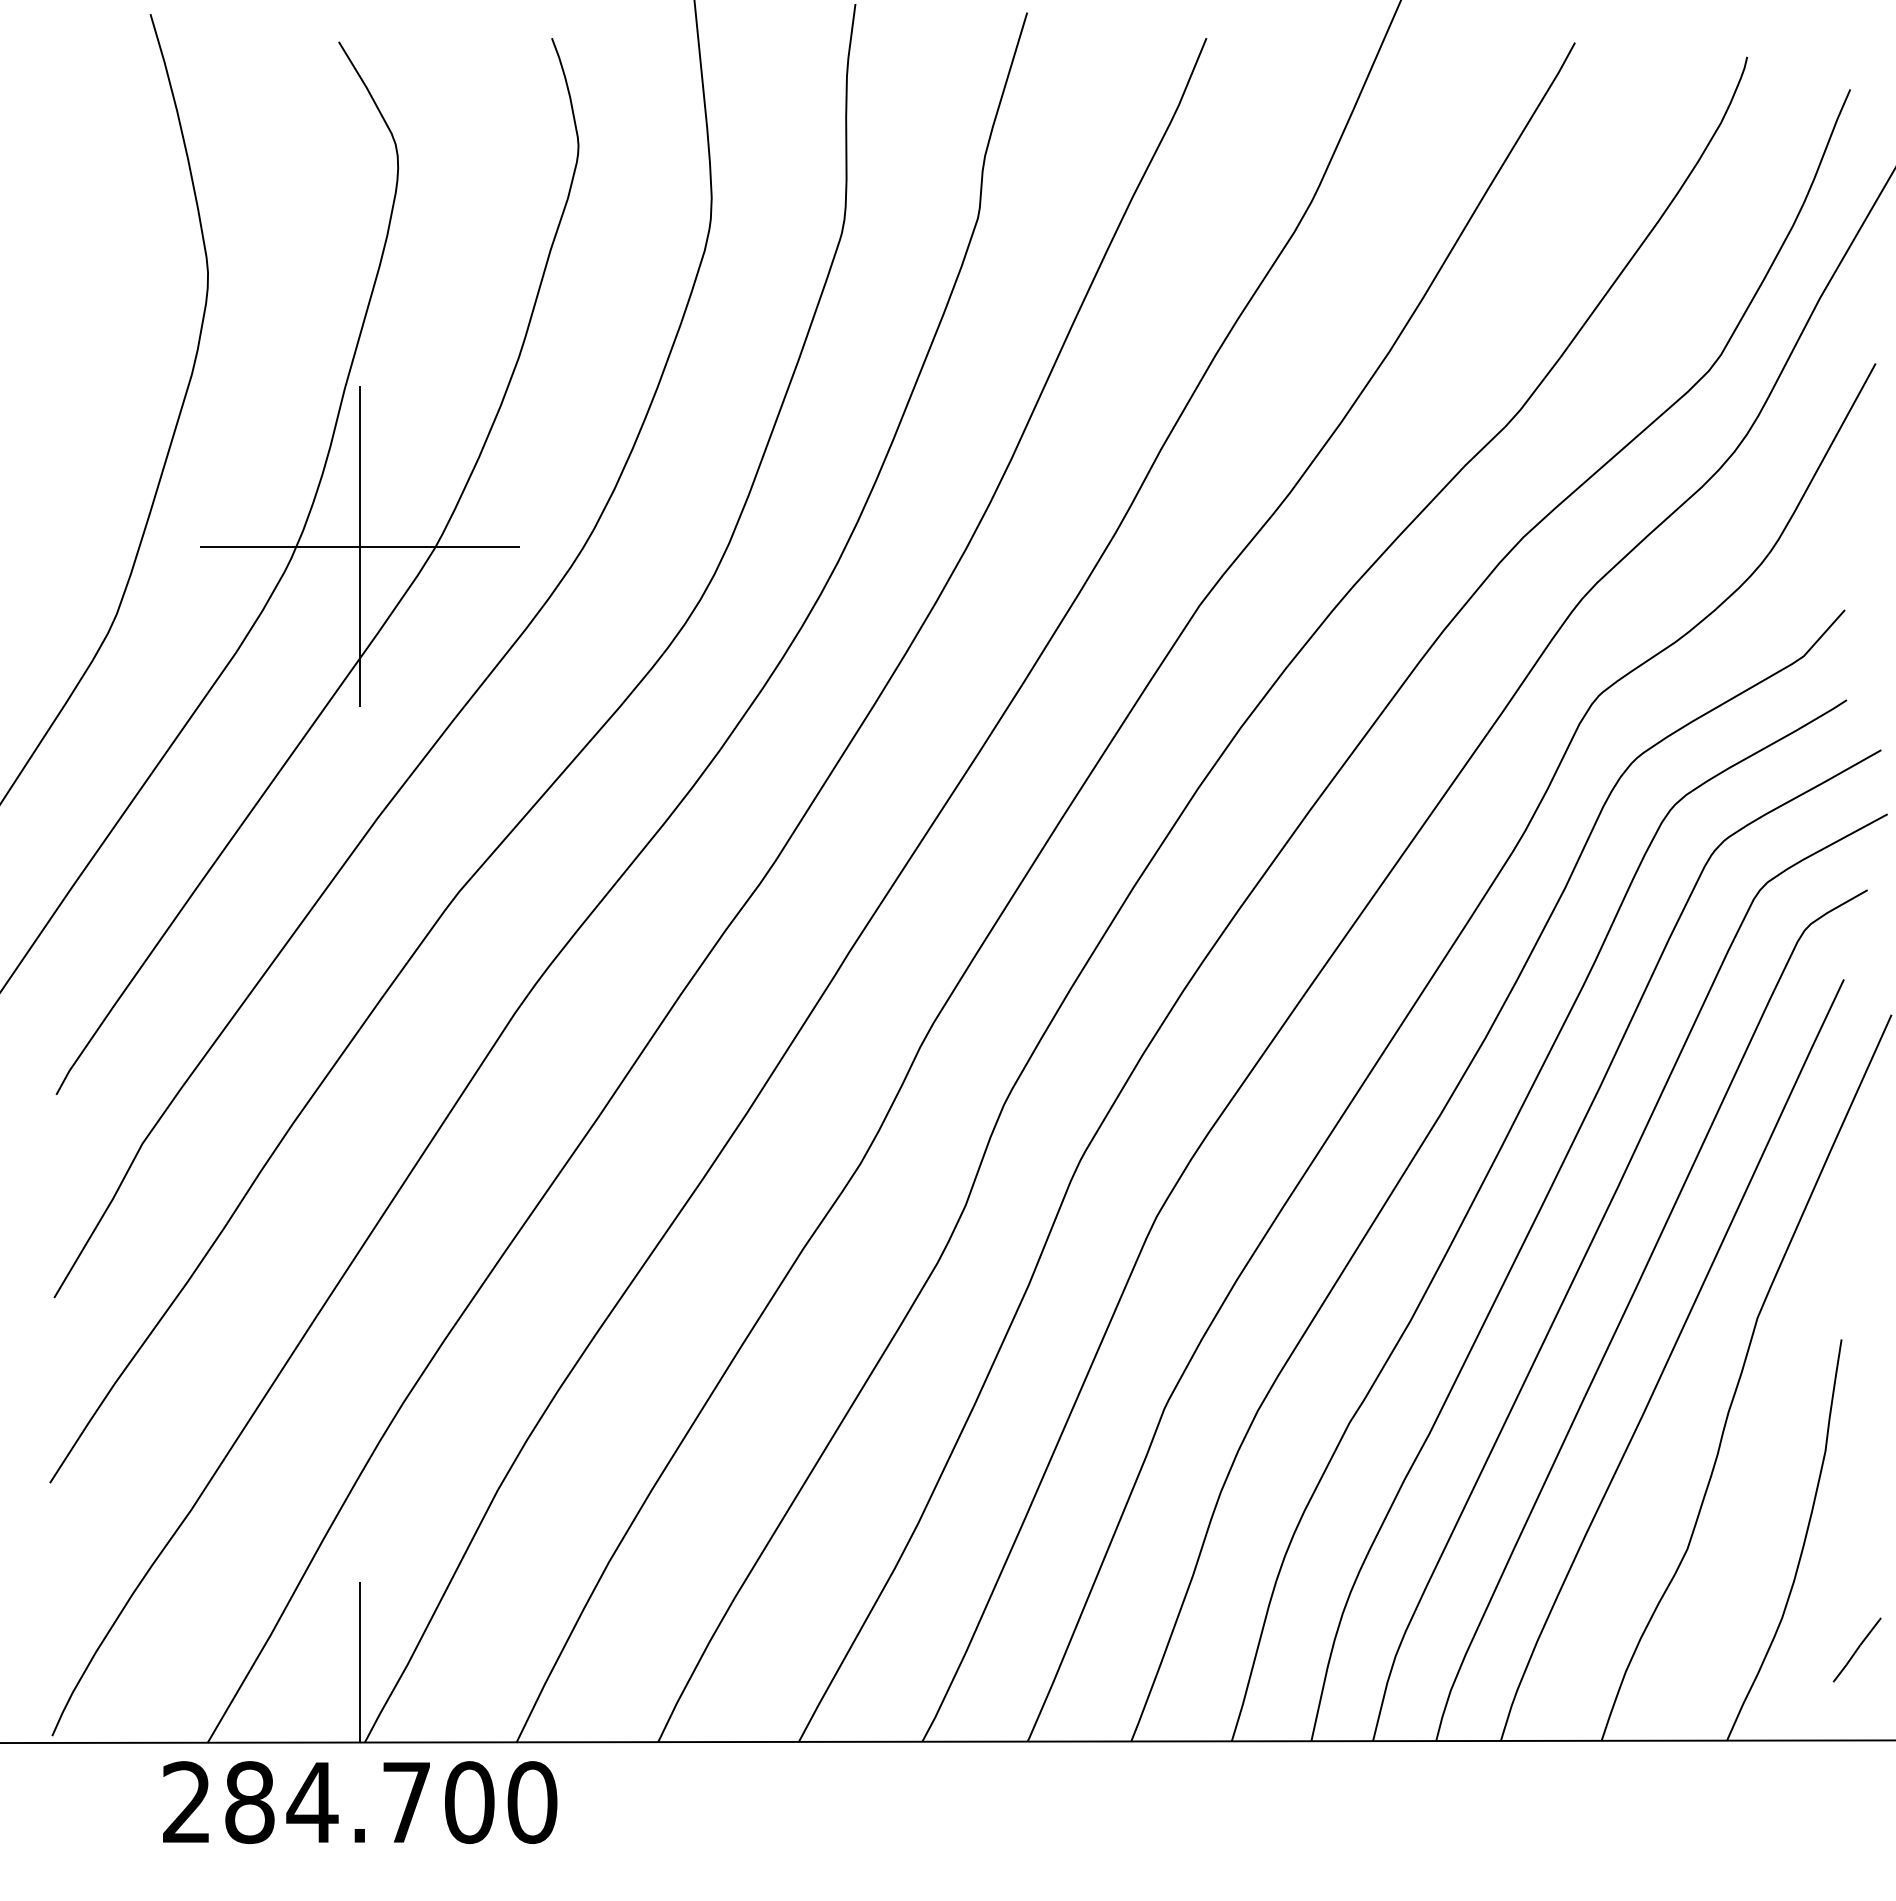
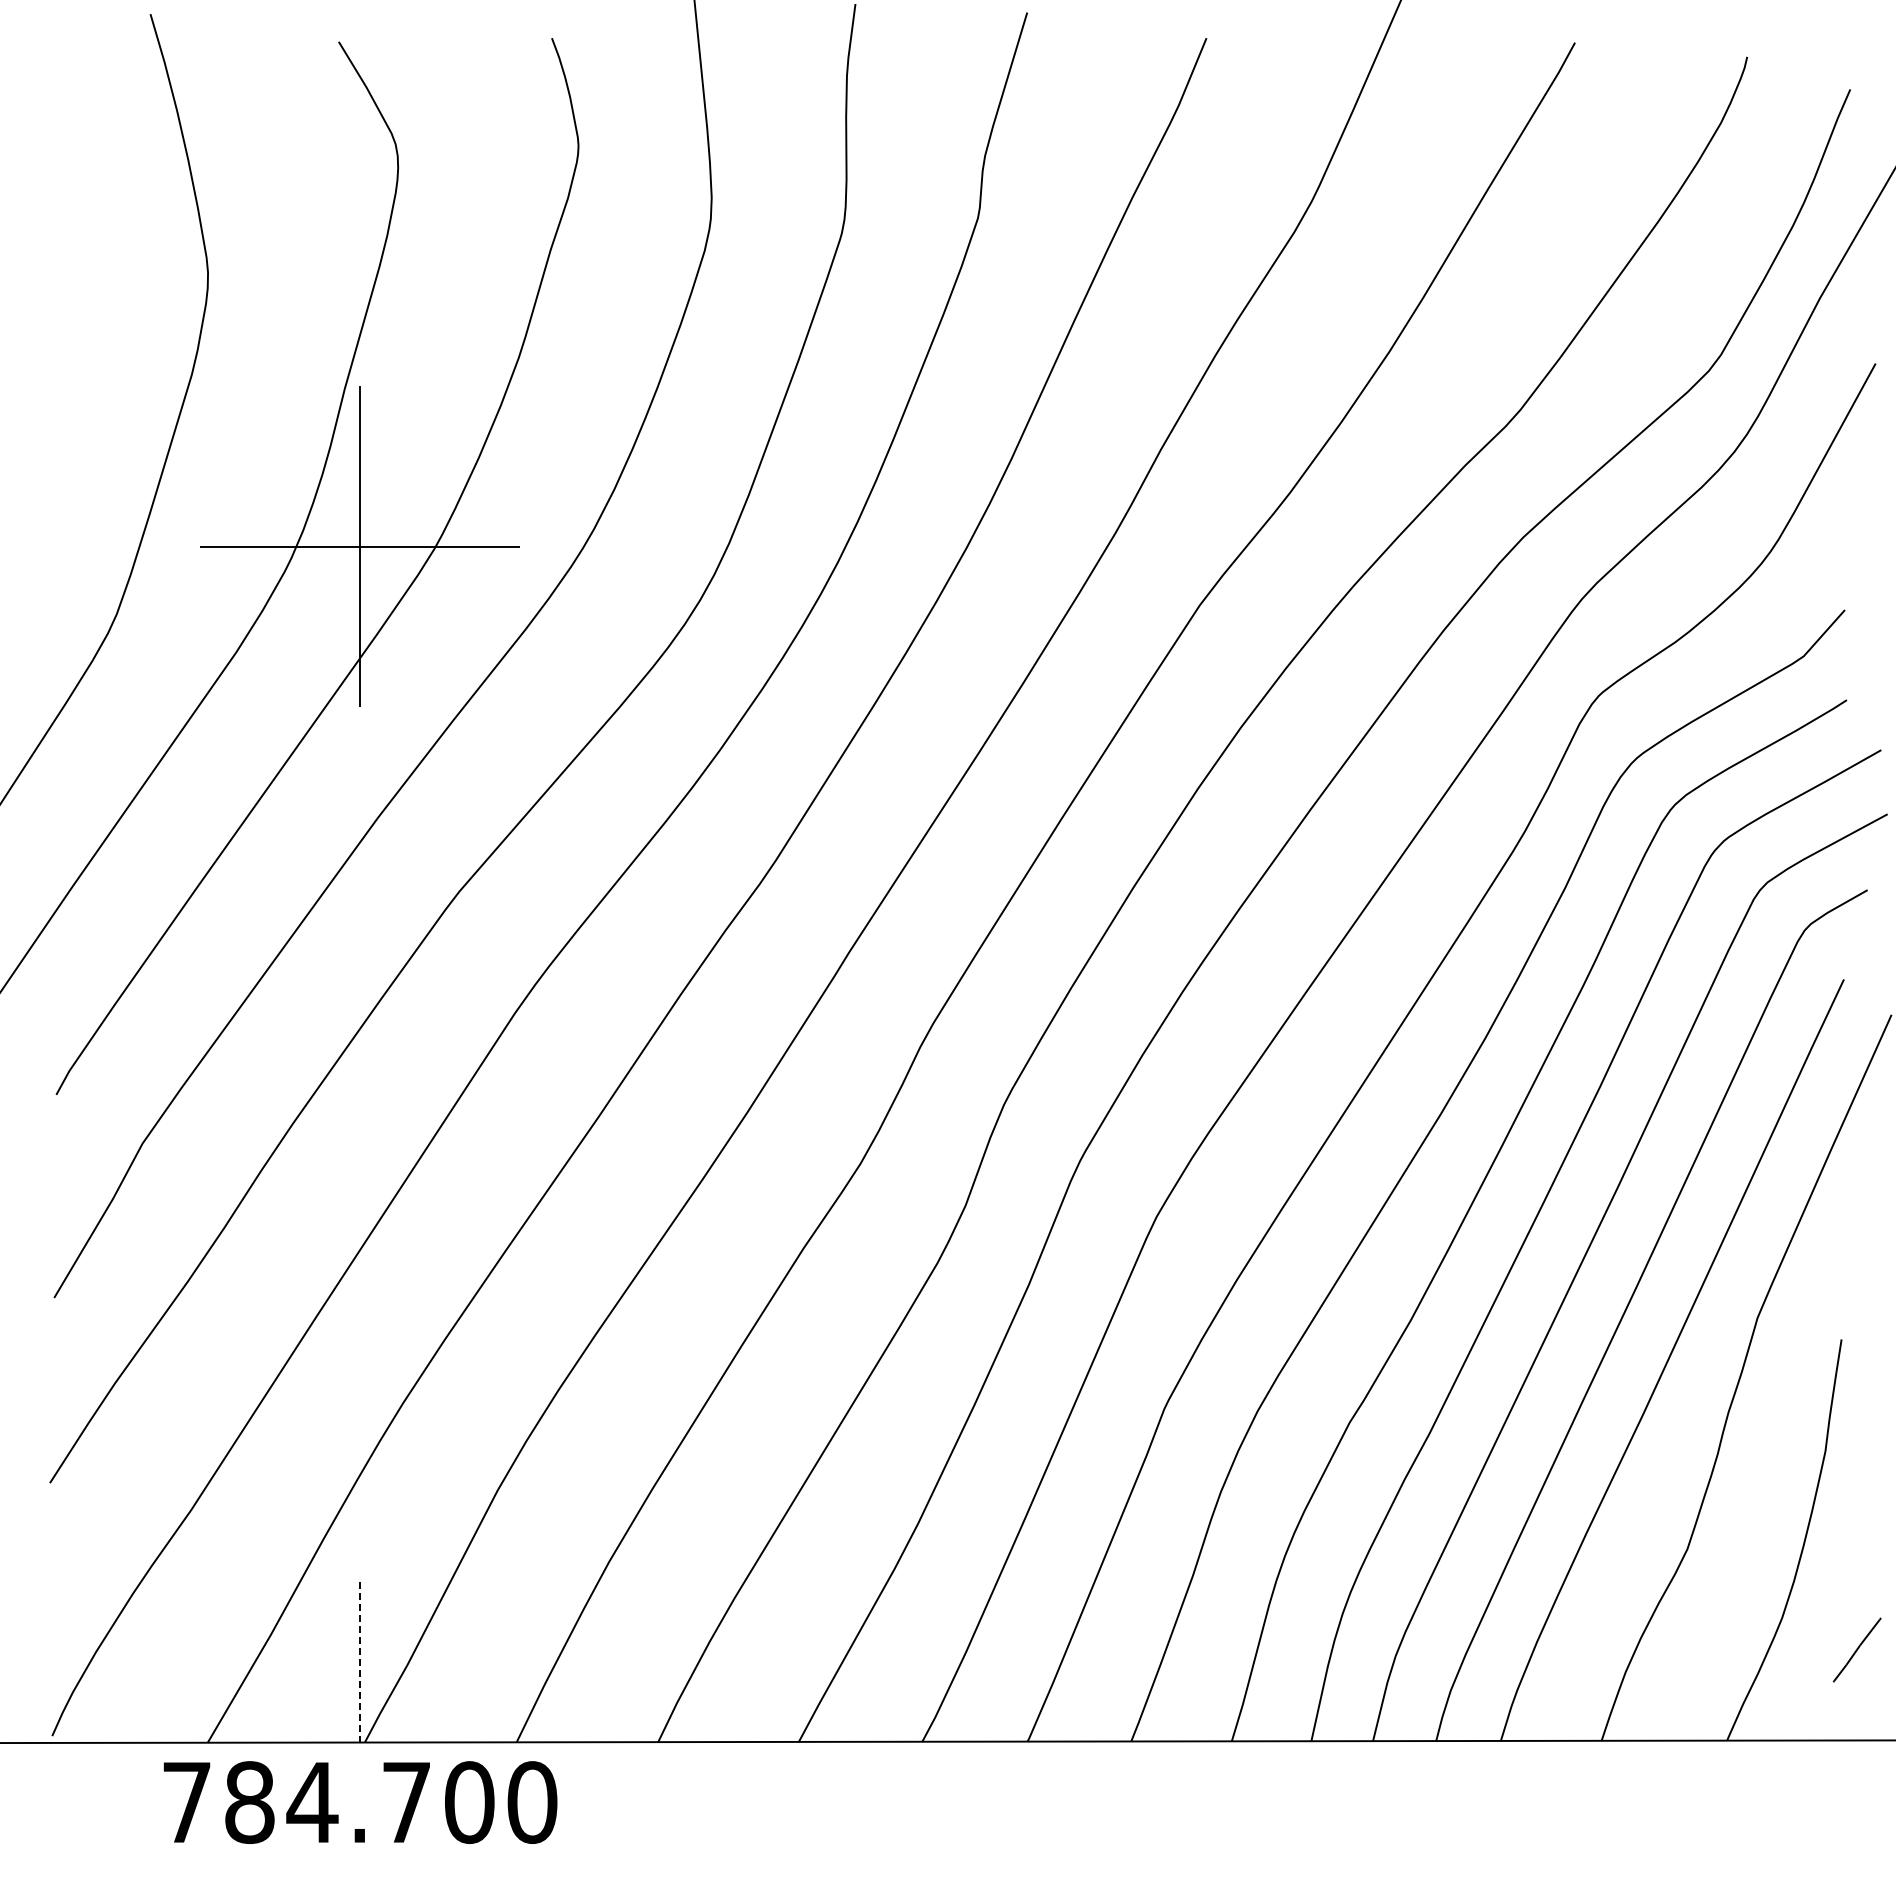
line: solid -> dashed (359, 1662)
text: 284.700 -> 784.700 (186, 1801)
